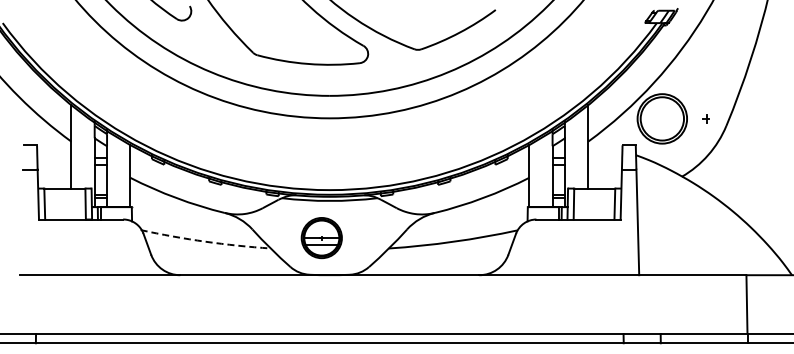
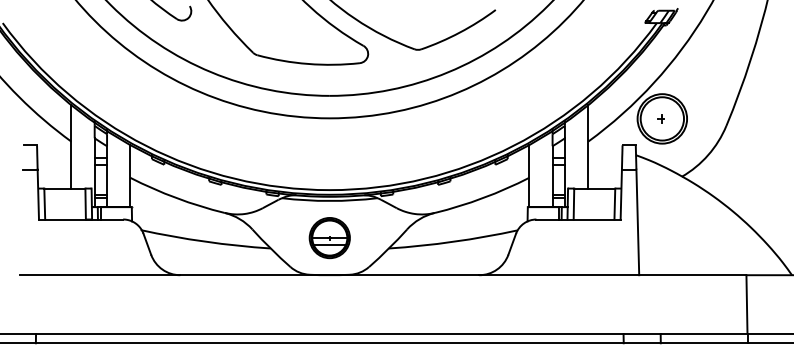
part position: (705, 118) -> (660, 118) (660, 118)
part position: (321, 238) -> (329, 238) (329, 238)
arc: dashed -> solid (205, 241)
